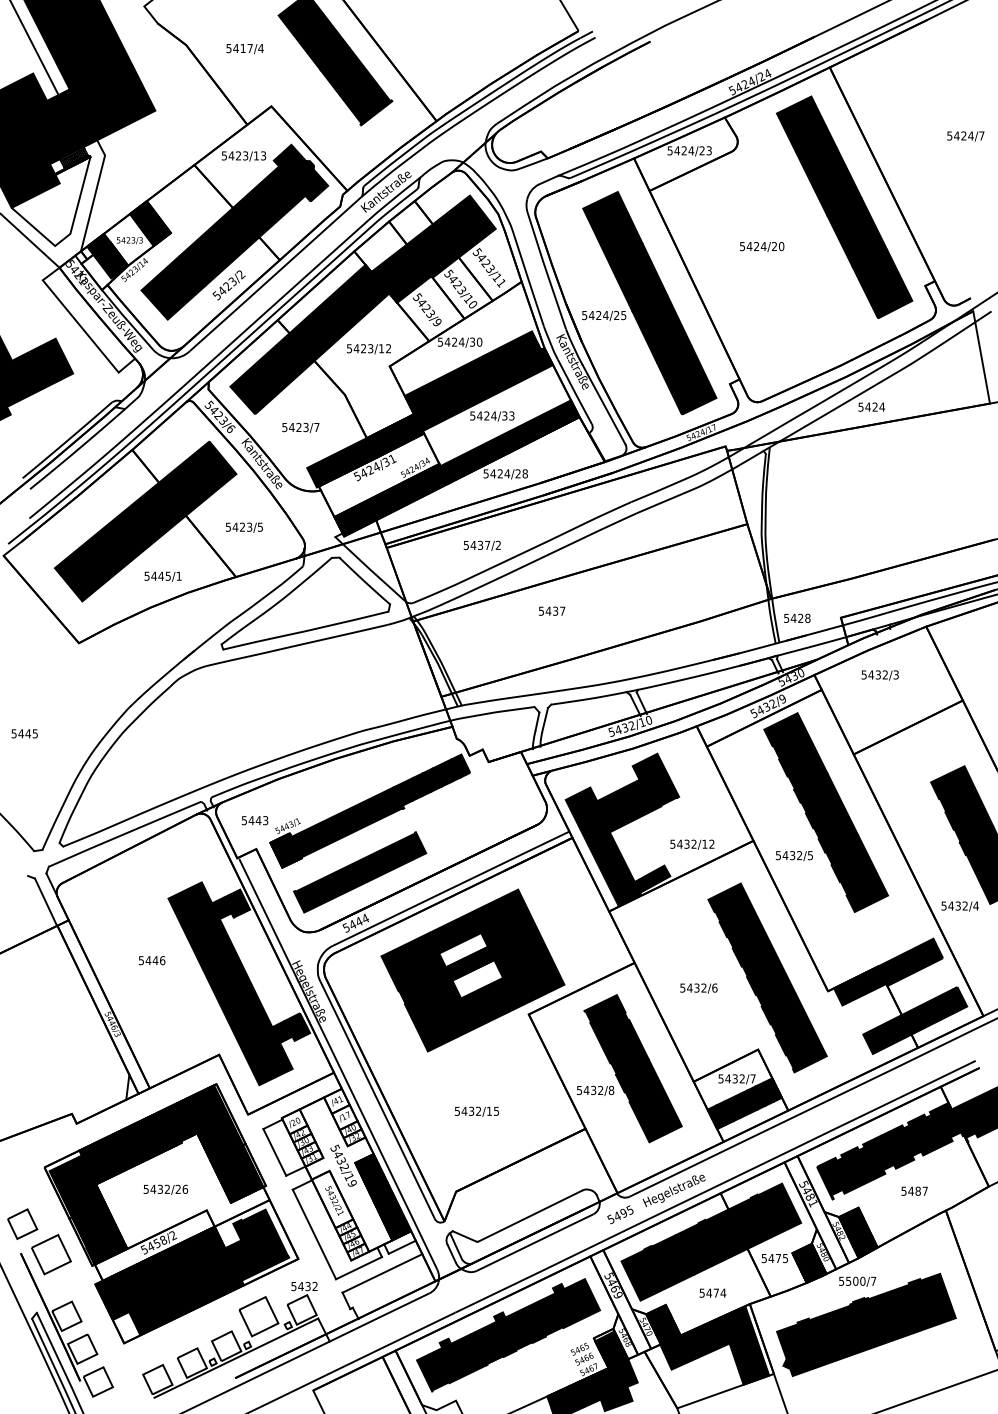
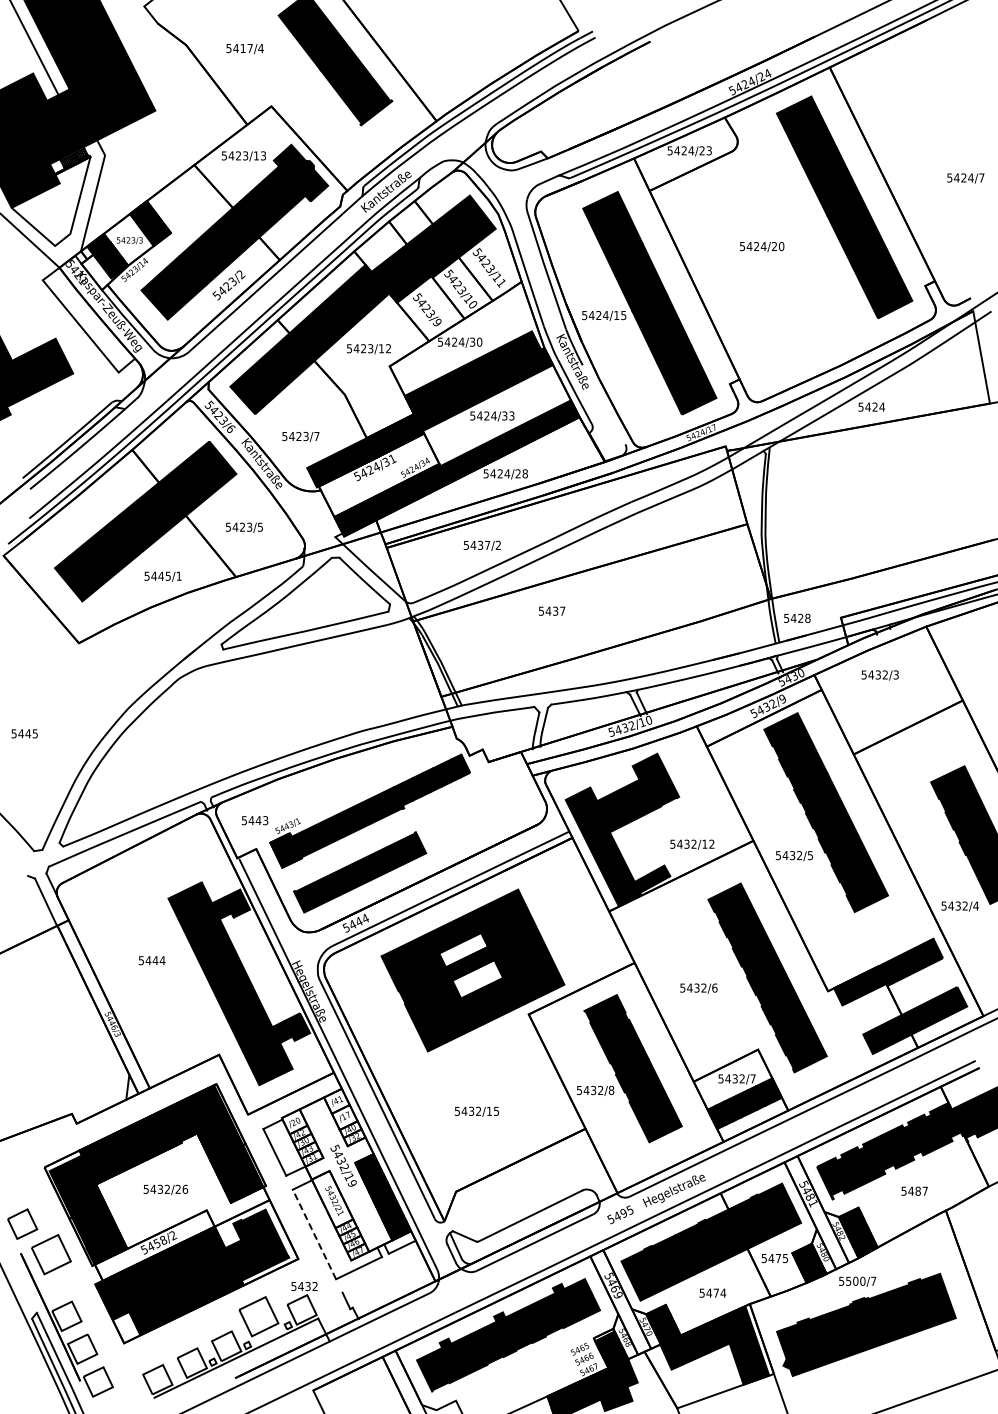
text position: (965, 136) -> (965, 178) (965, 178)
text: 5424/25 -> 5424/15 (616, 314)
line: present -> none (603, 404)
text position: (300, 427) -> (300, 436) (300, 436)
text: 5446 -> 5444 (162, 960)
line: solid -> dashed (314, 1234)
line: present -> none (382, 1273)
